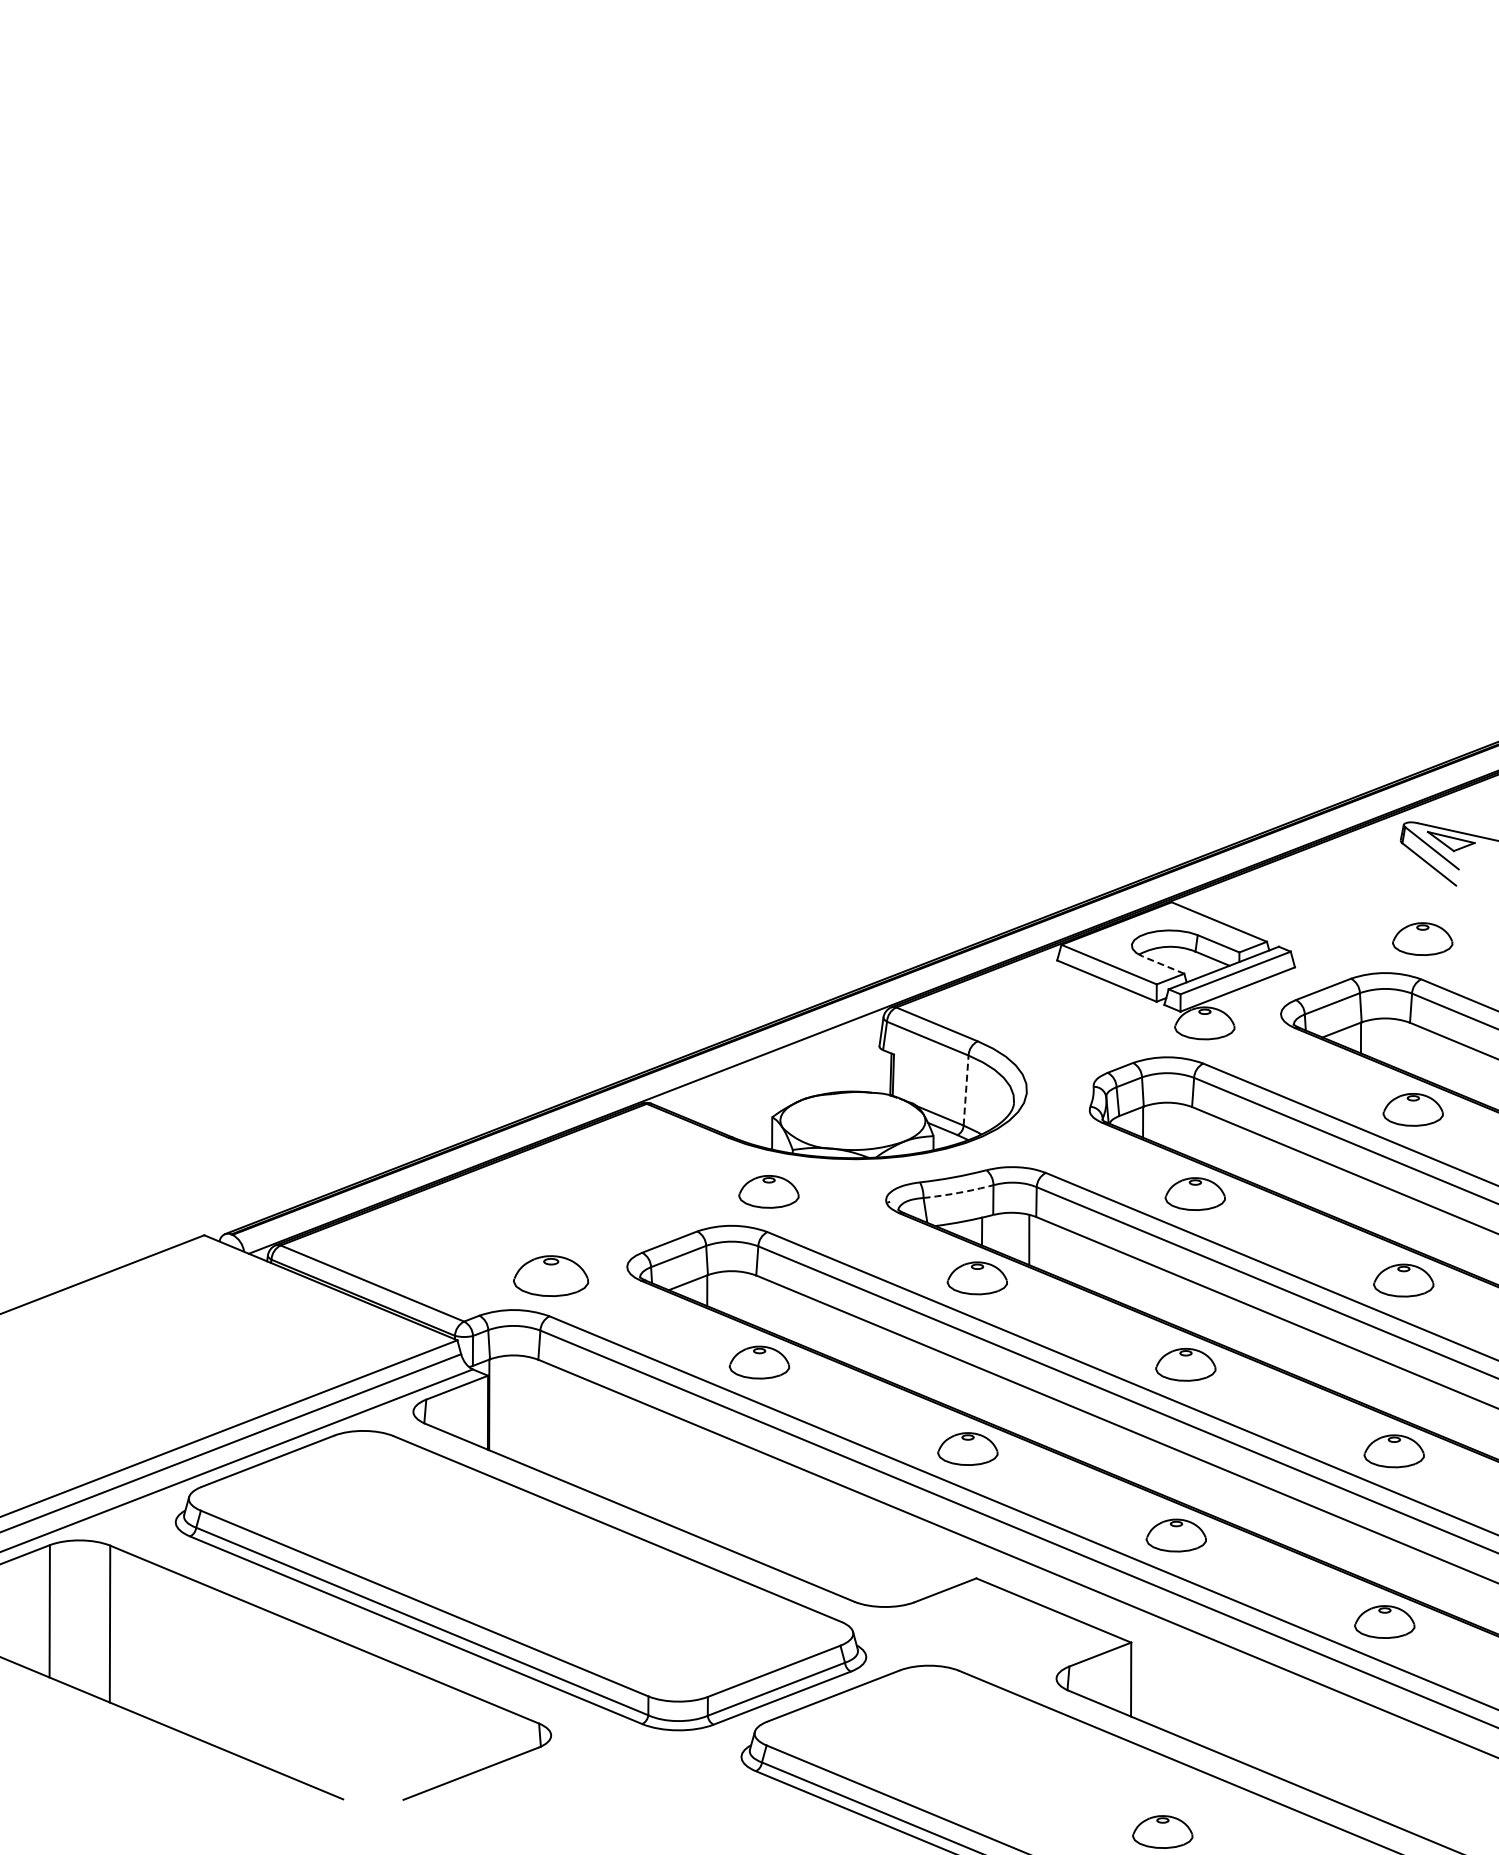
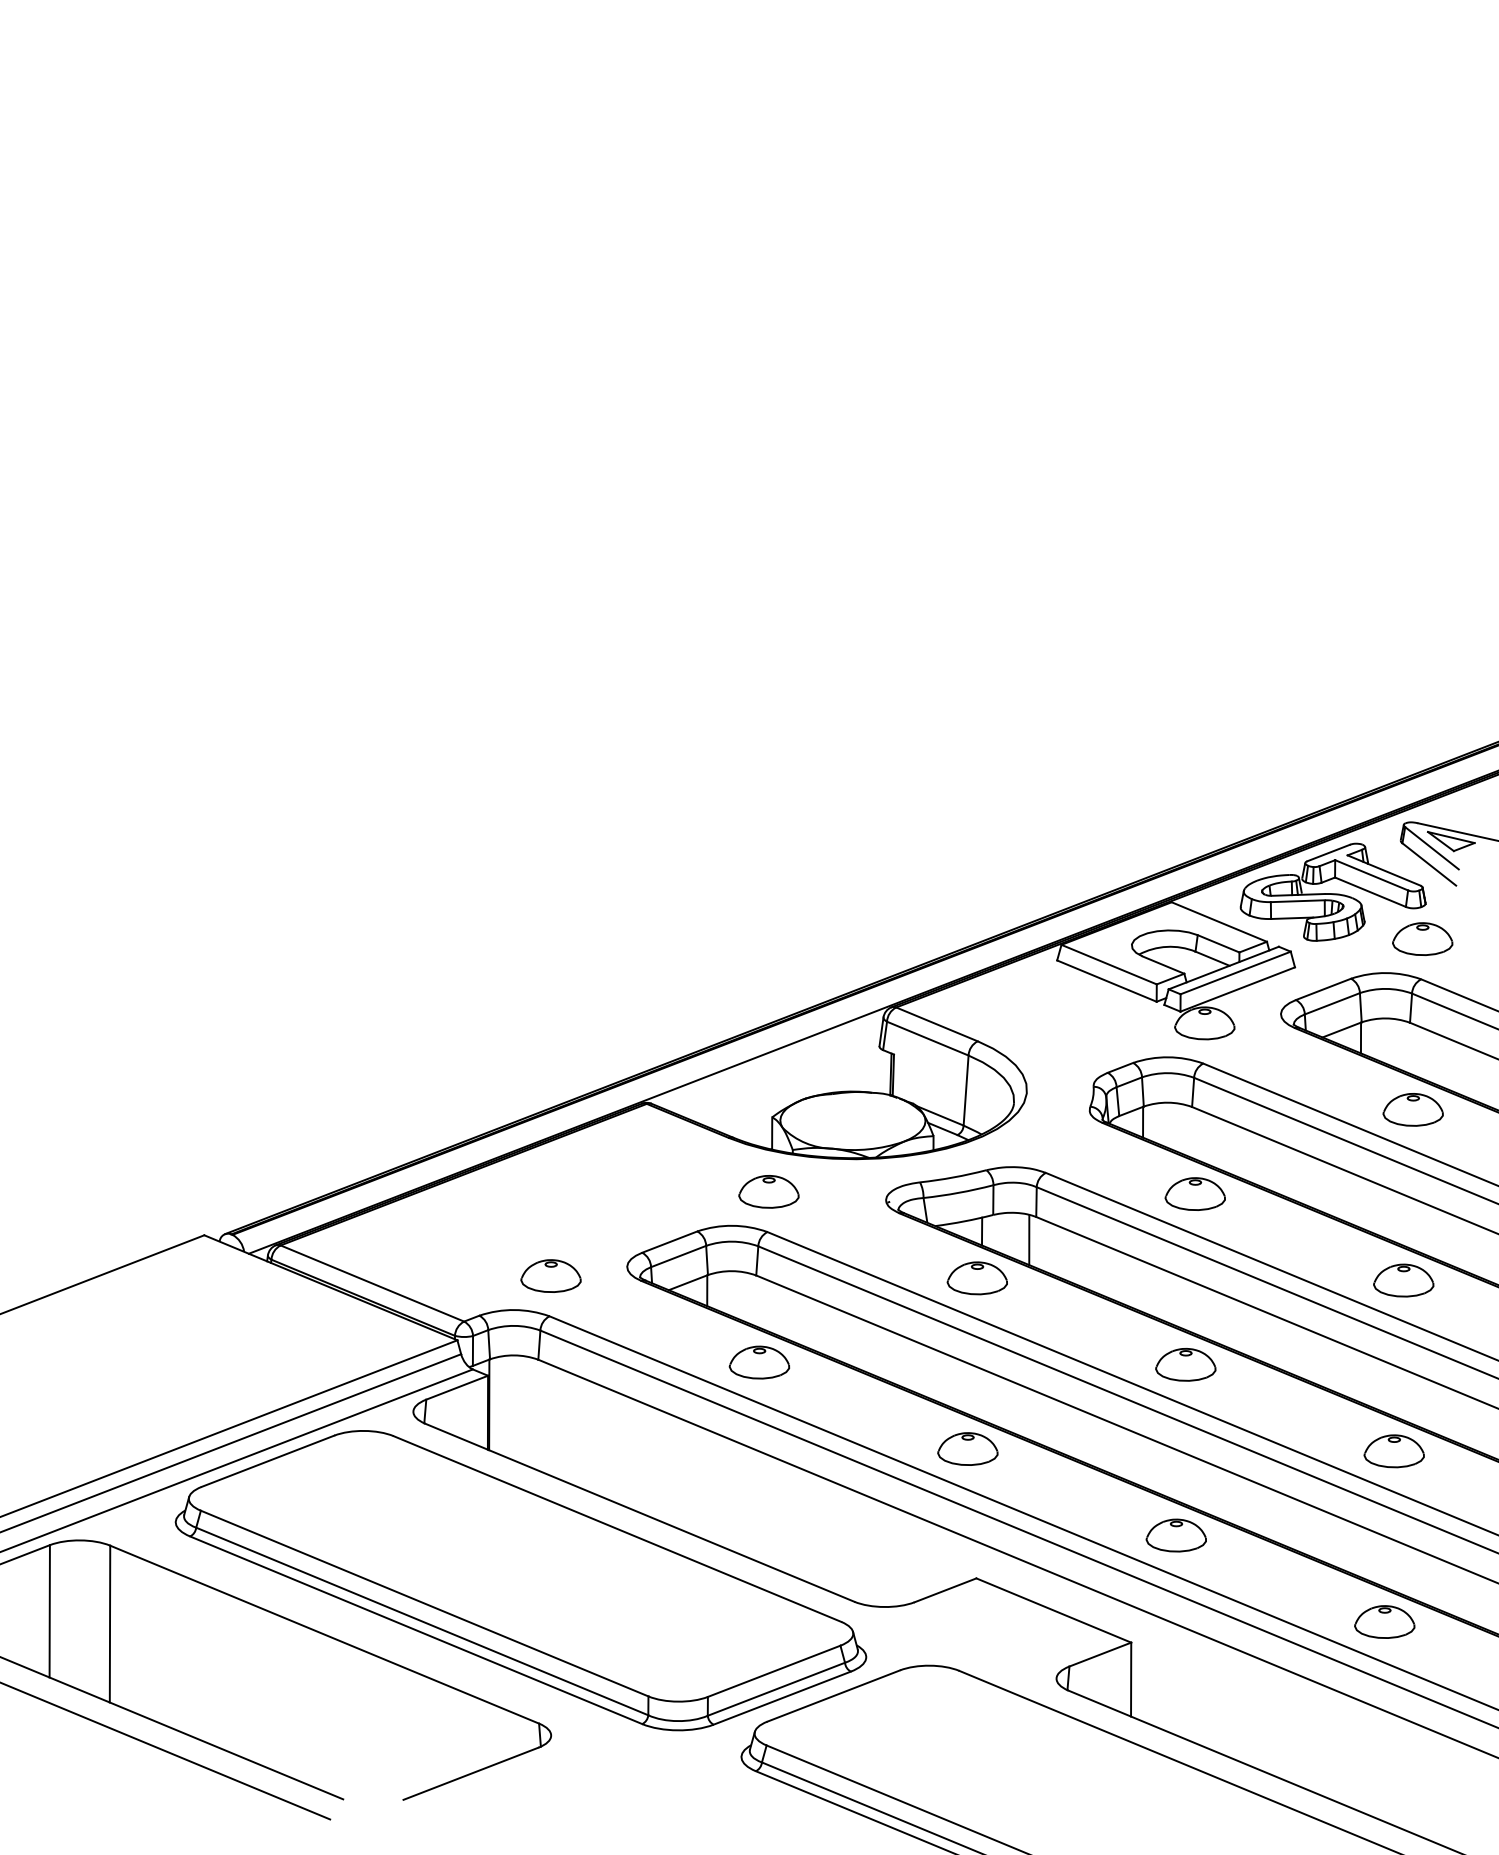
part: none -> present (1332, 891)
line: dashed -> solid (1163, 965)
line: dashed -> solid (966, 1090)
arc: dashed -> solid (958, 1192)
part size: 77x42 px -> 62x34 px (550, 1275)
line: none -> present (166, 1751)
part: present -> none (1162, 1831)
